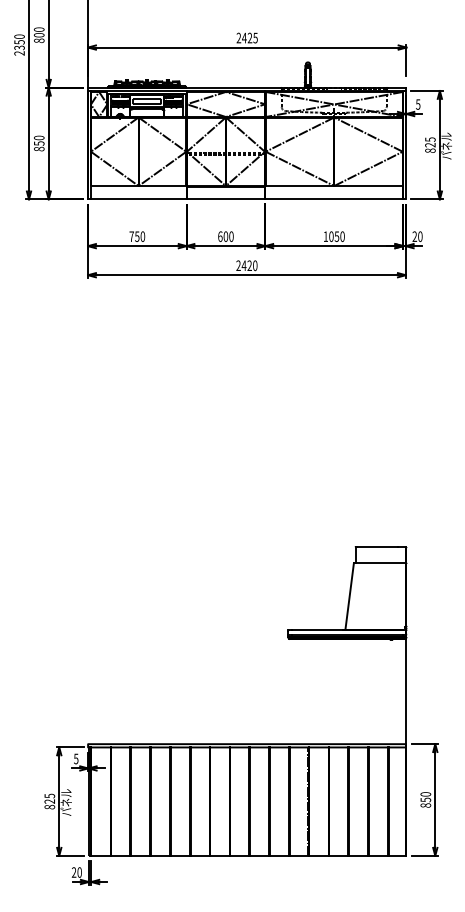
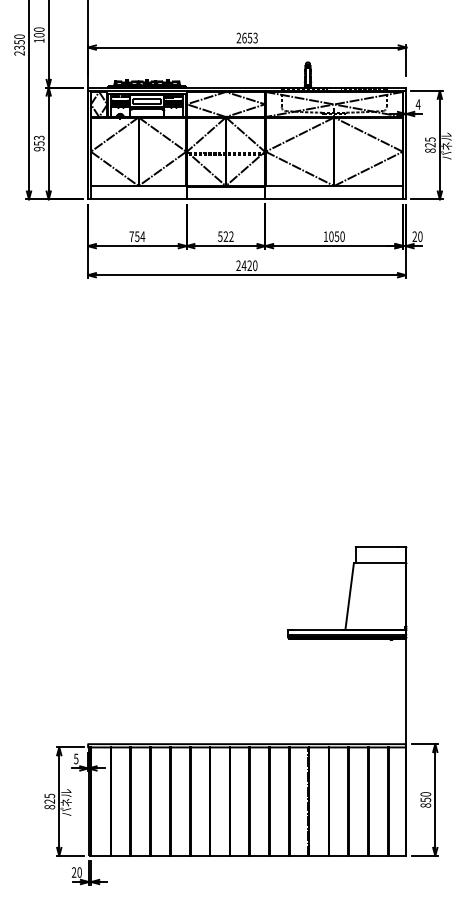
text: 2425 -> 2653 (249, 37)
text: 800 -> 100 (39, 40)
text: 5 -> 4 (417, 104)
text: 850 -> 953 (39, 143)
text: 750 -> 754 (142, 236)
text: 600 -> 522 (225, 236)
